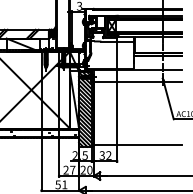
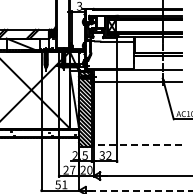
line: solid -> dashed (137, 144)
line: solid -> dashed (139, 190)
